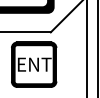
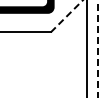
line: solid -> dashed (66, 16)
line: solid -> dashed (98, 49)
part: present -> none (34, 64)
